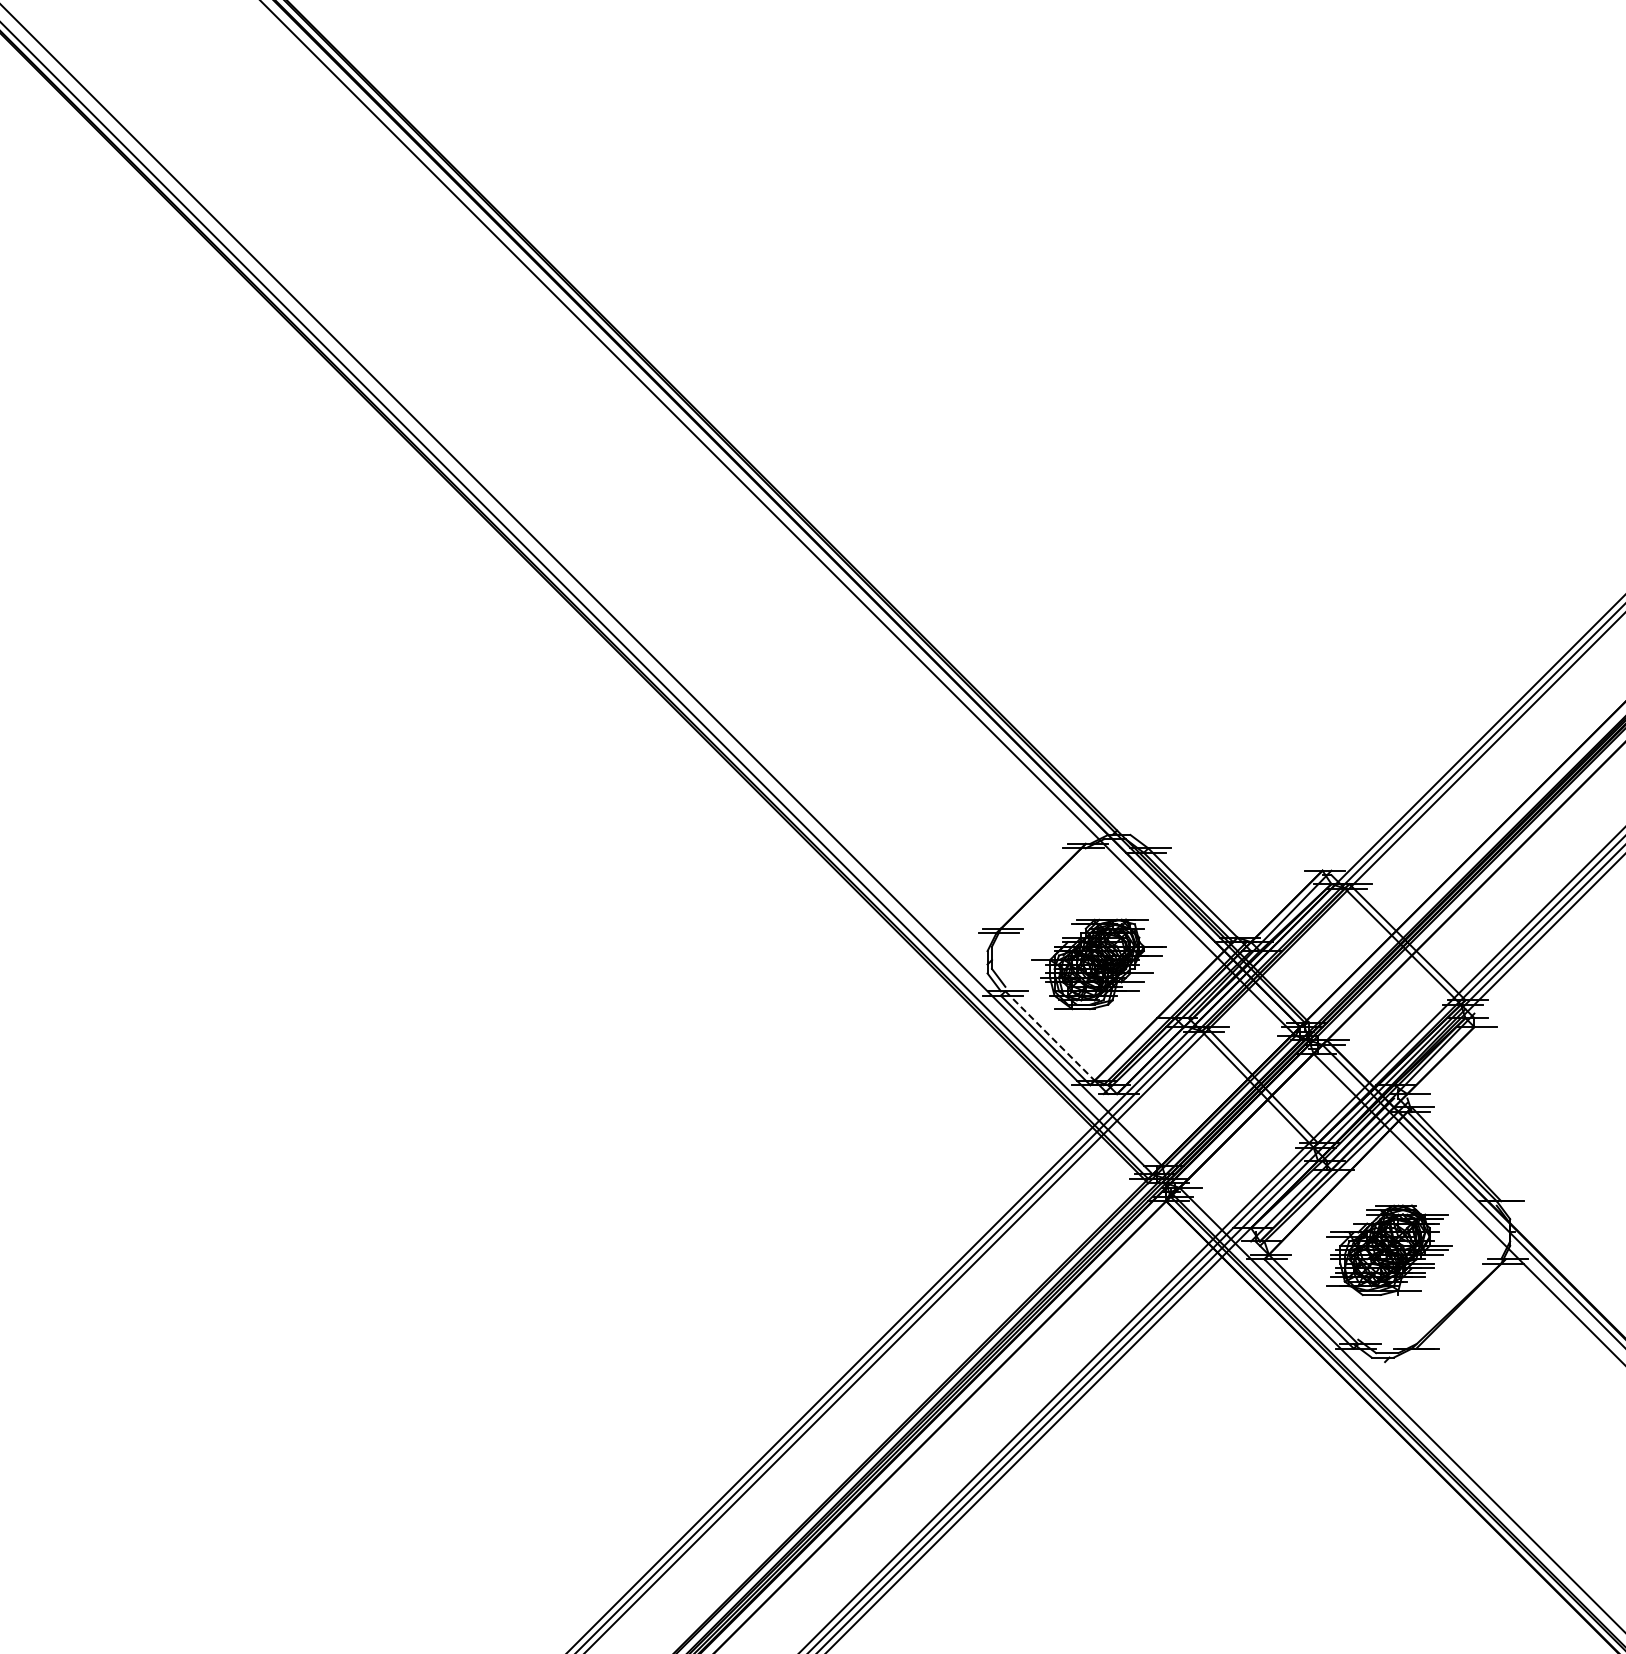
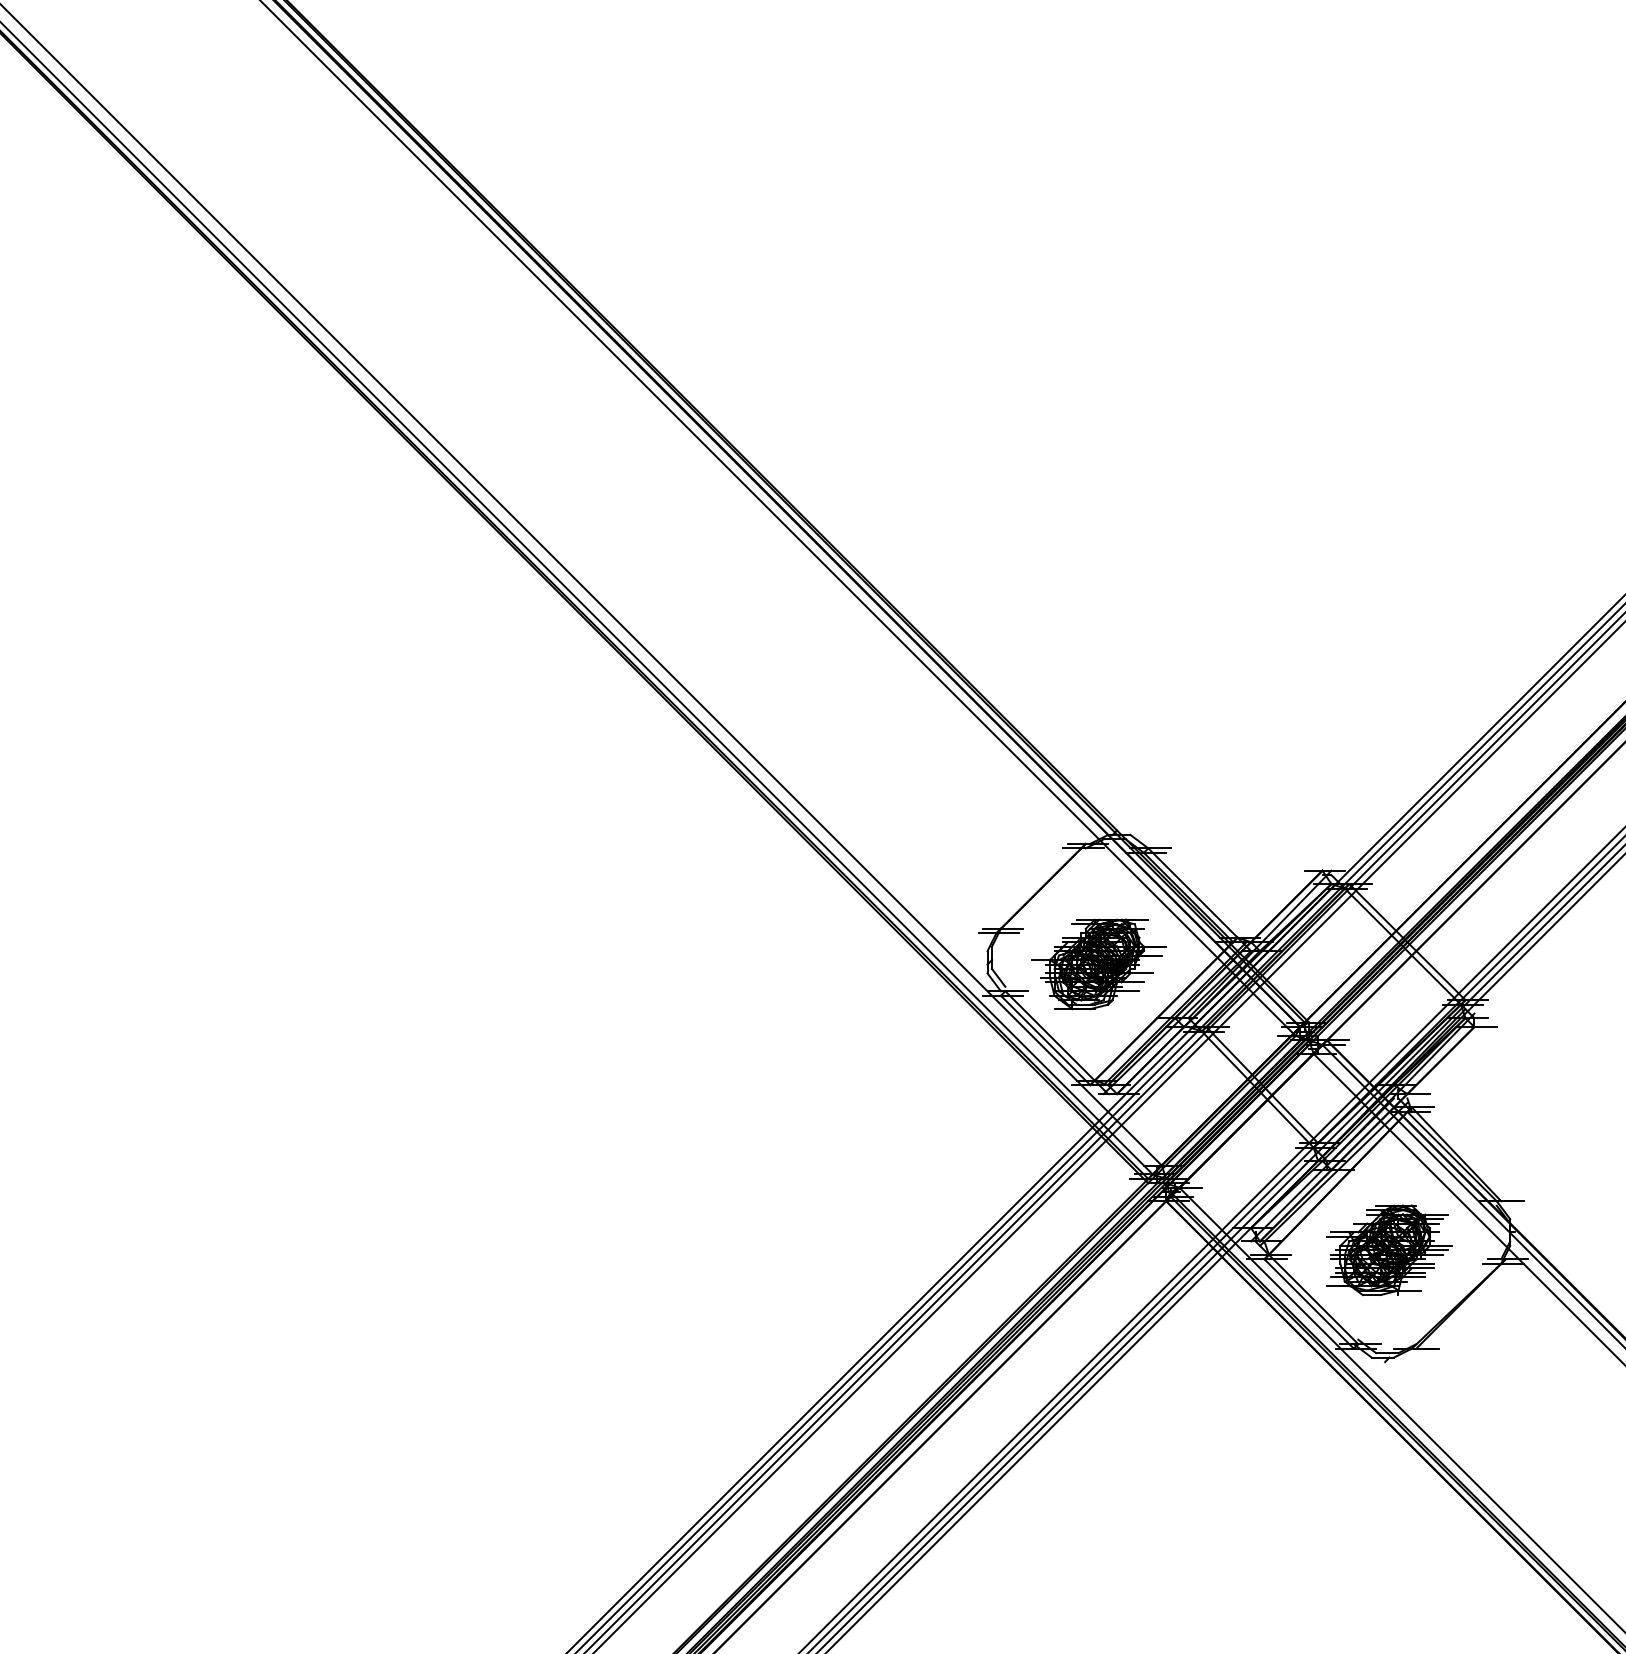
line: dashed -> solid (1050, 1036)
line: none -> present (1109, 1137)
